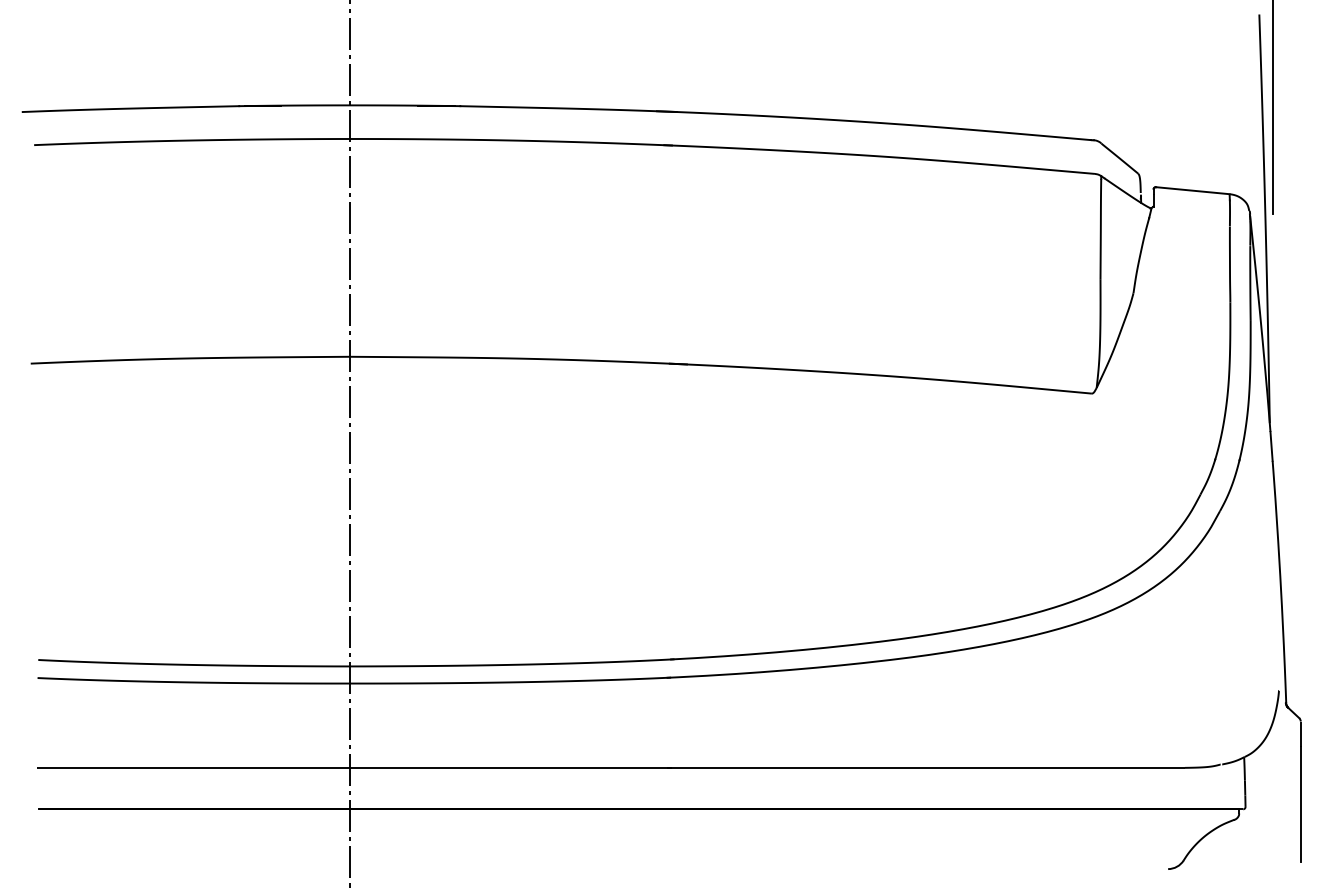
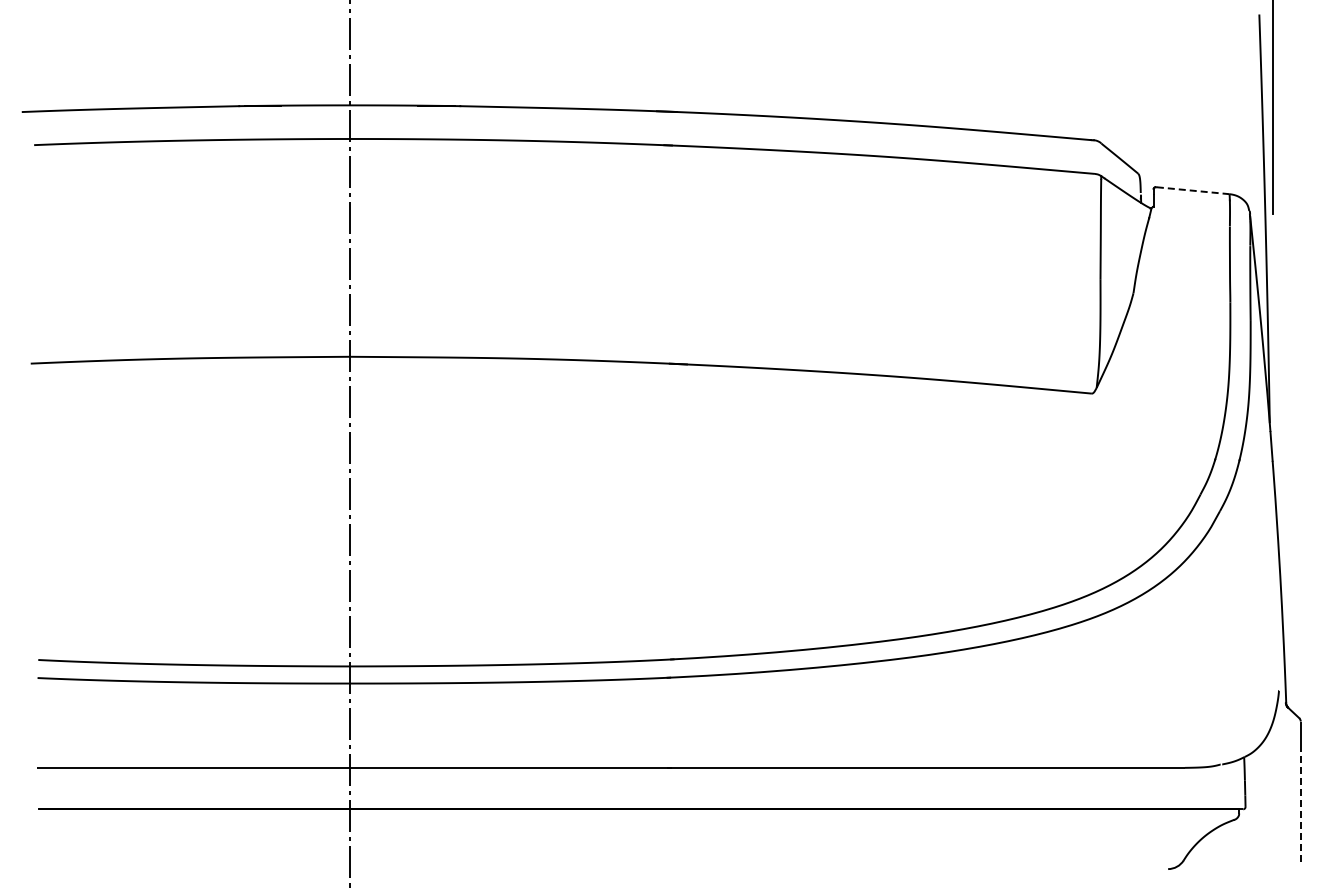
line: solid -> dashed (1192, 190)
line: solid -> dashed (1300, 804)
